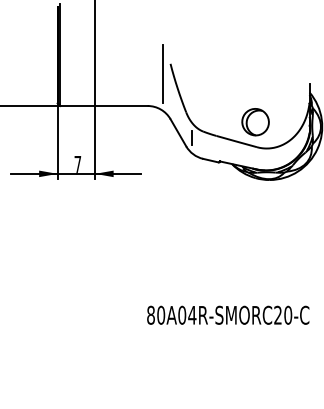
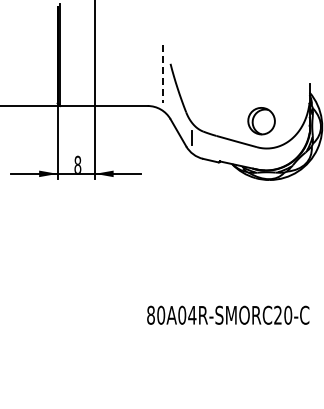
line: solid -> dashed (162, 74)
part position: (255, 122) -> (261, 121) (261, 121)
text: 7 -> 8 (77, 163)
